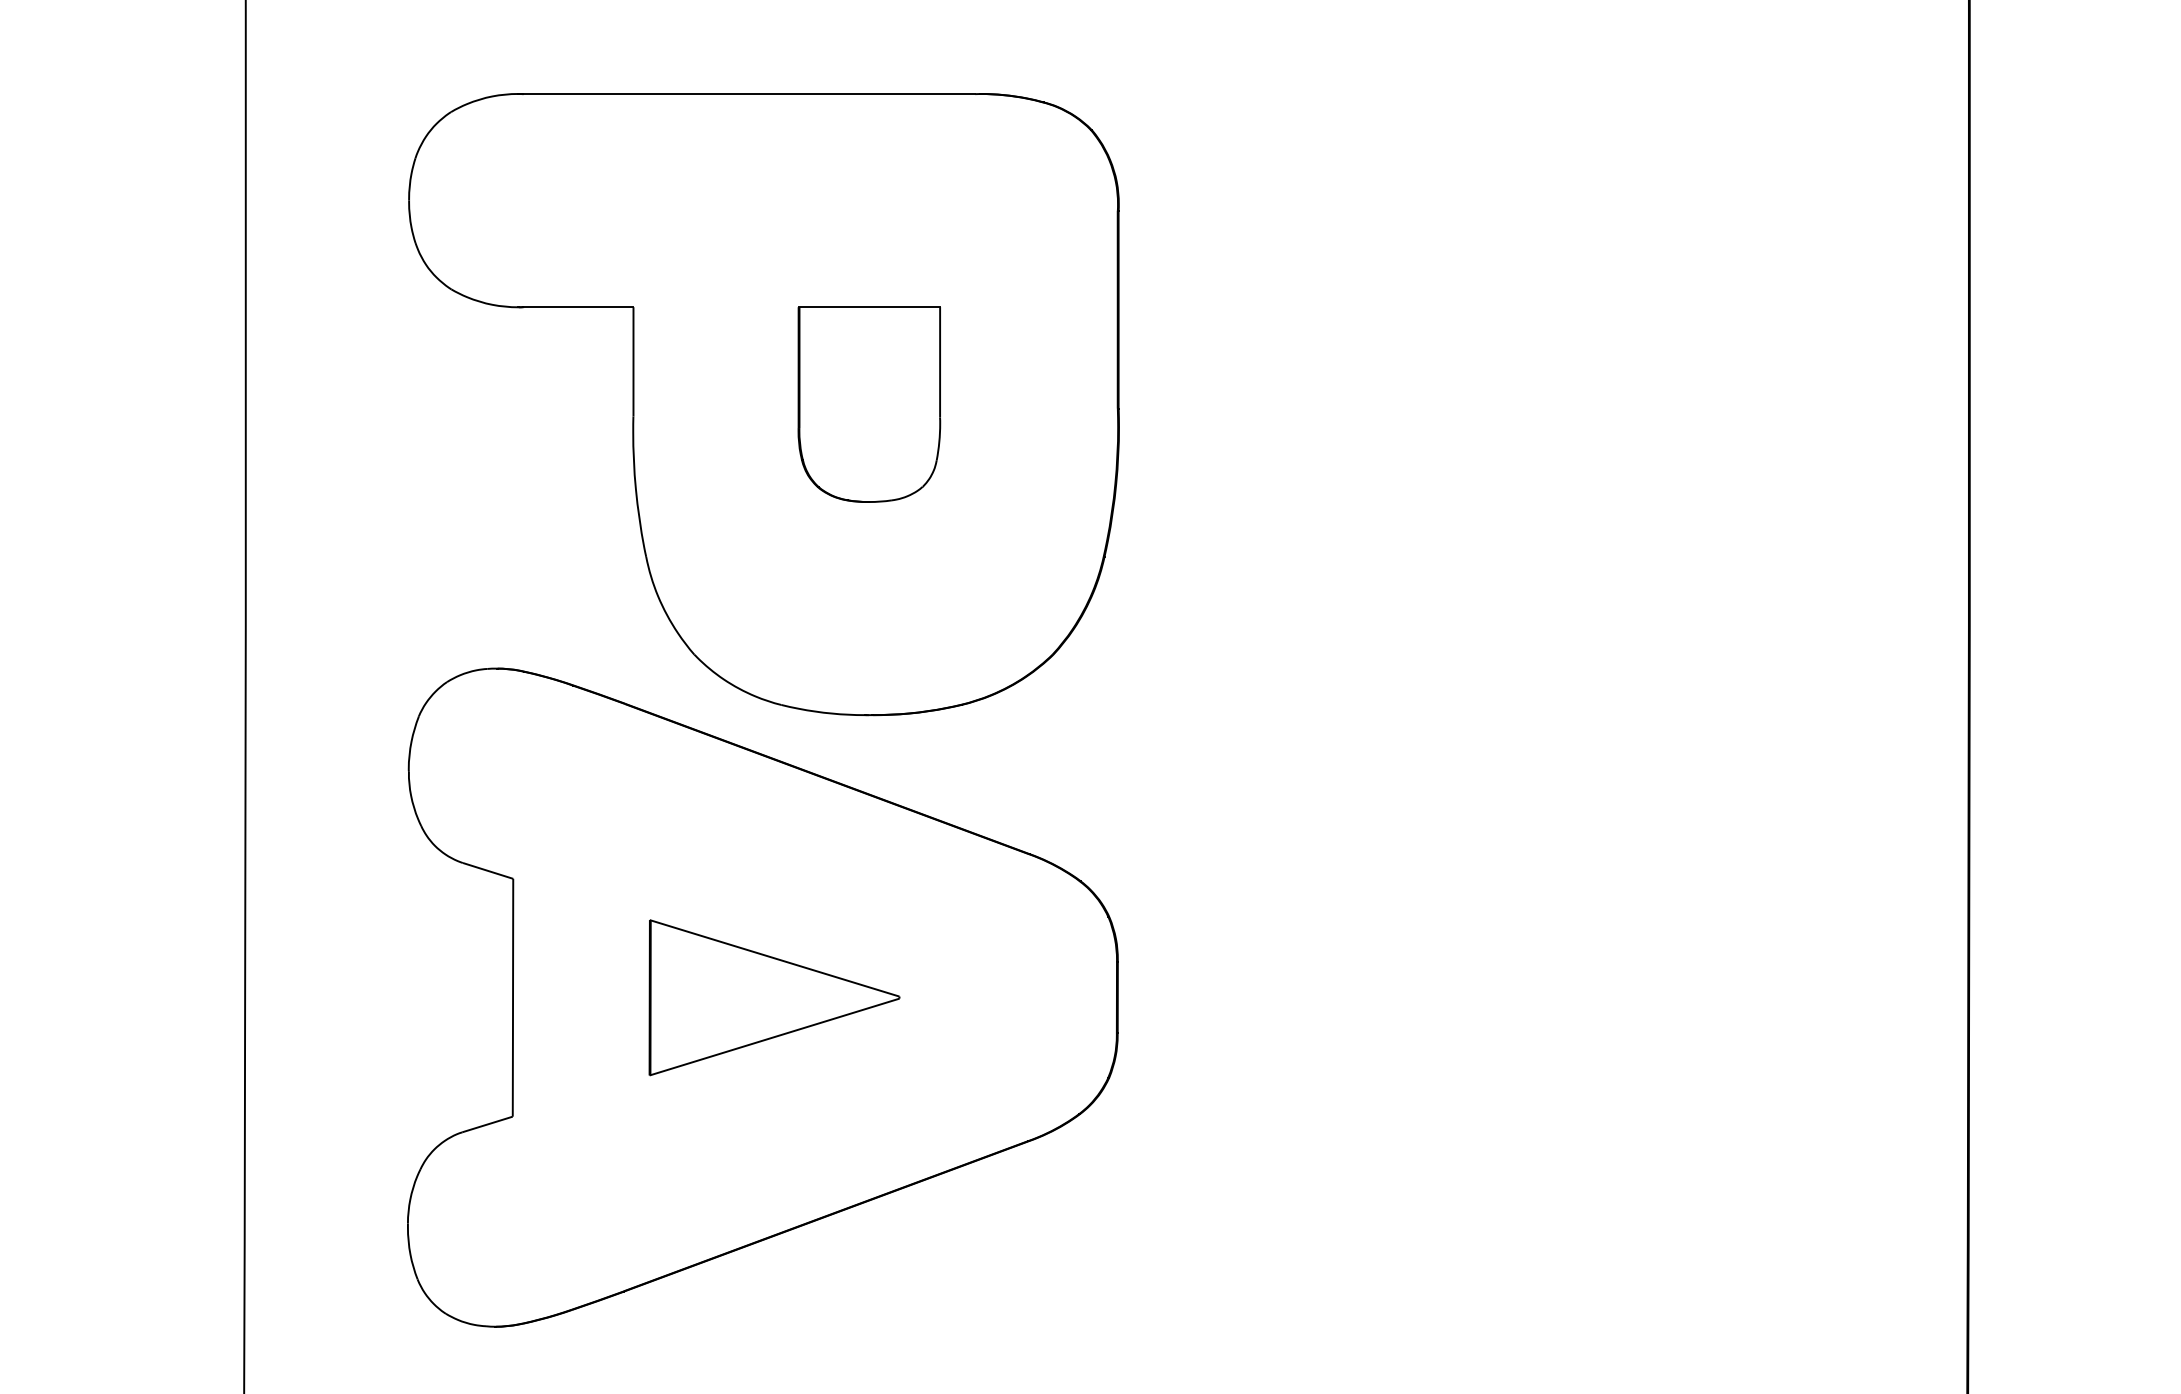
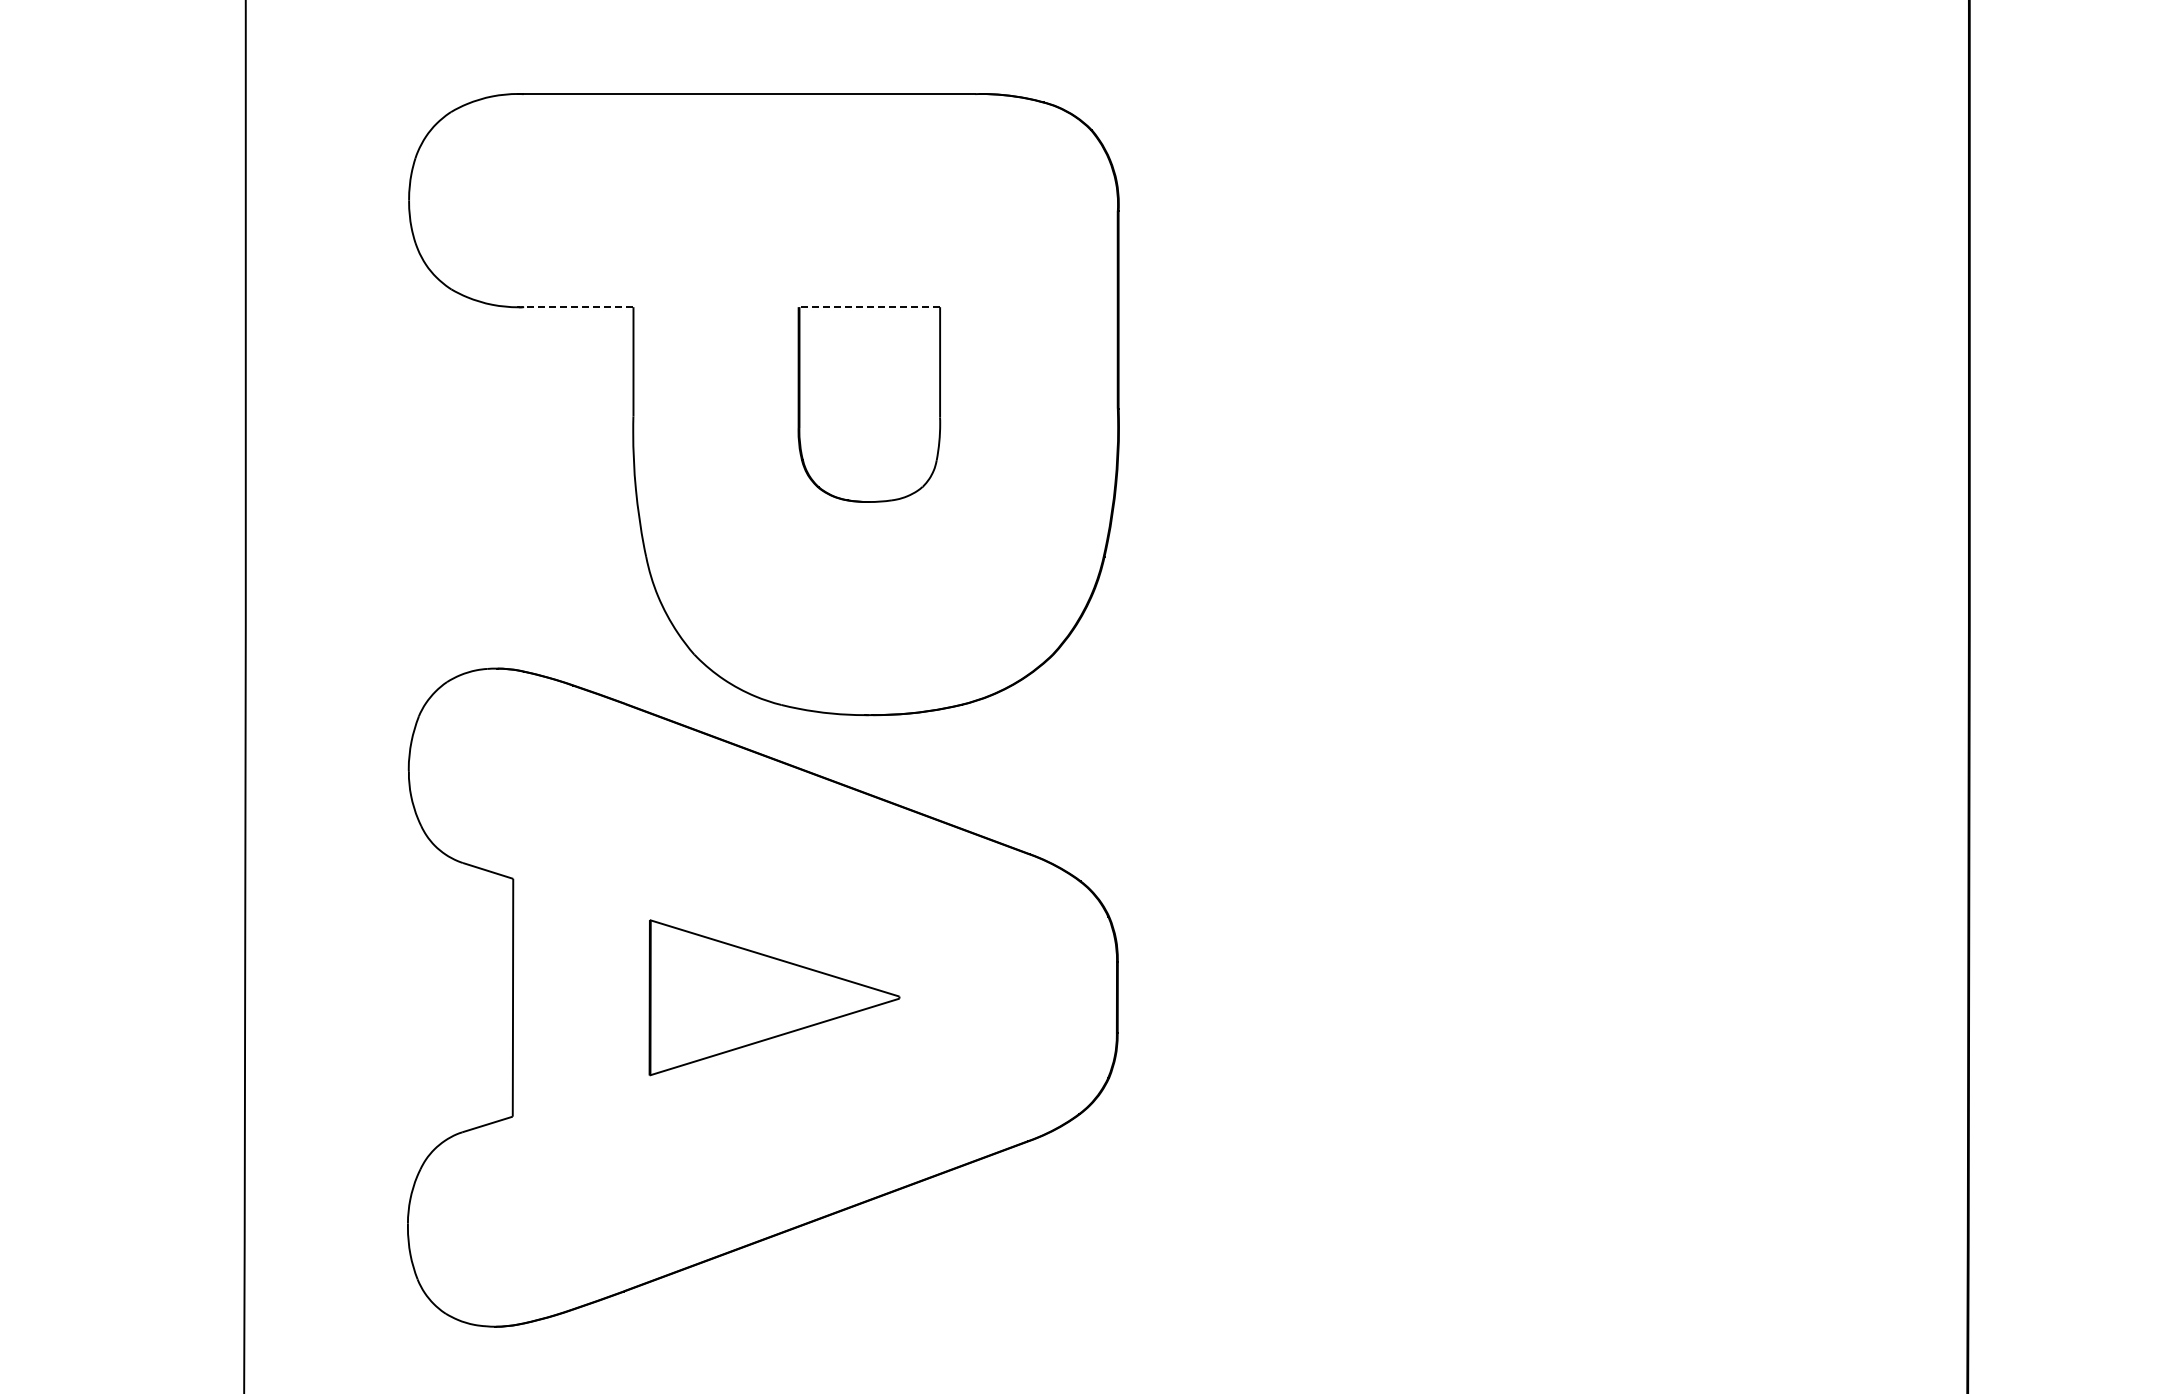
line: solid -> dashed (577, 307)
line: solid -> dashed (869, 307)
